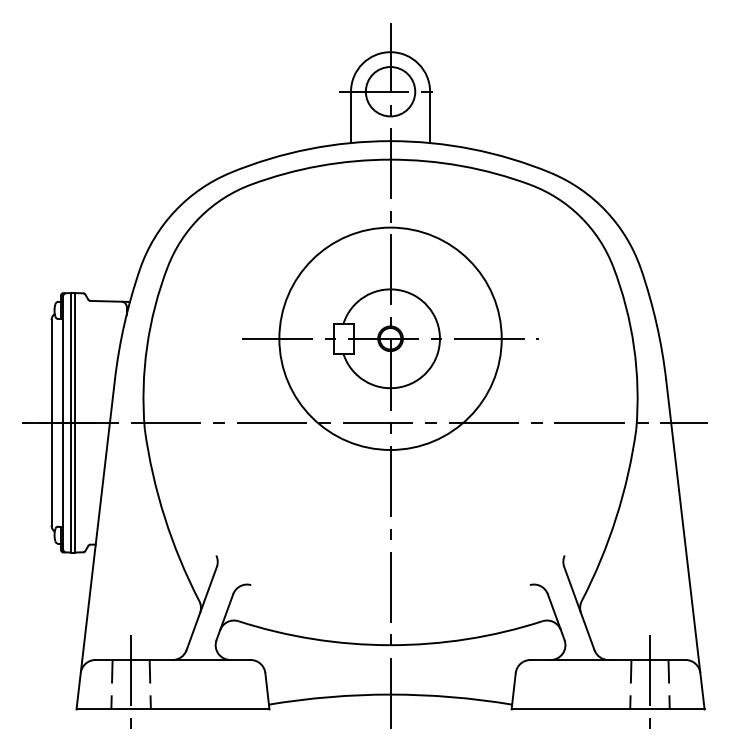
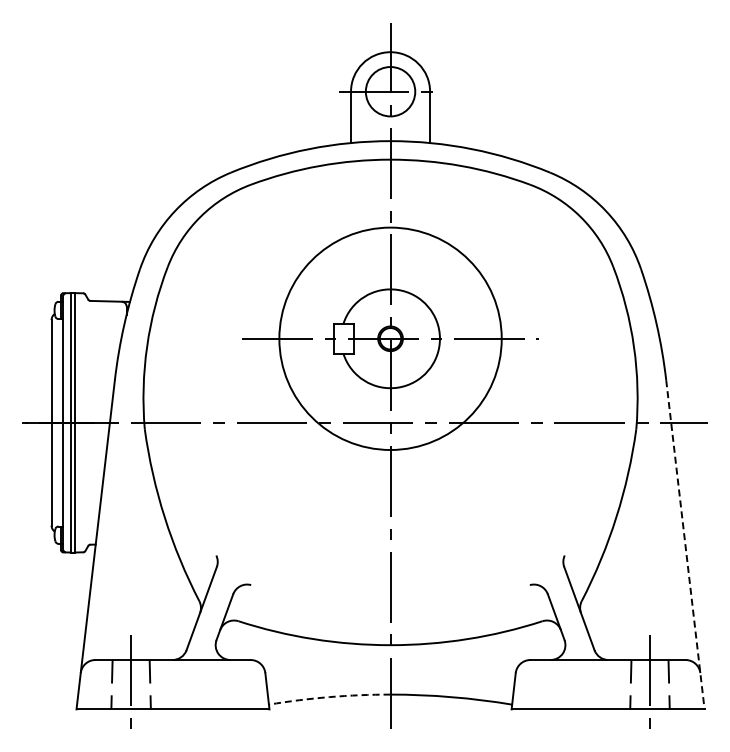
line: solid -> dashed (685, 544)
arc: solid -> dashed (329, 697)
